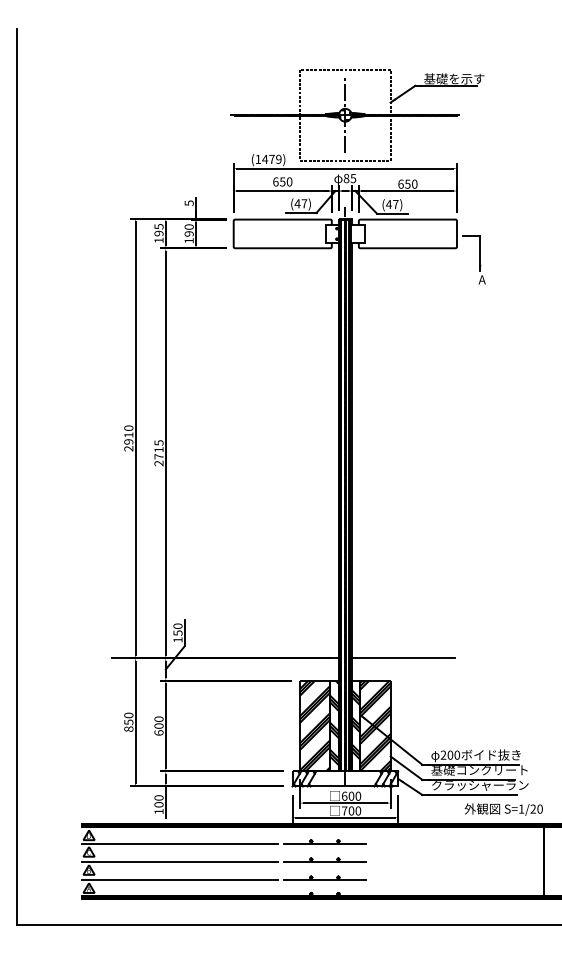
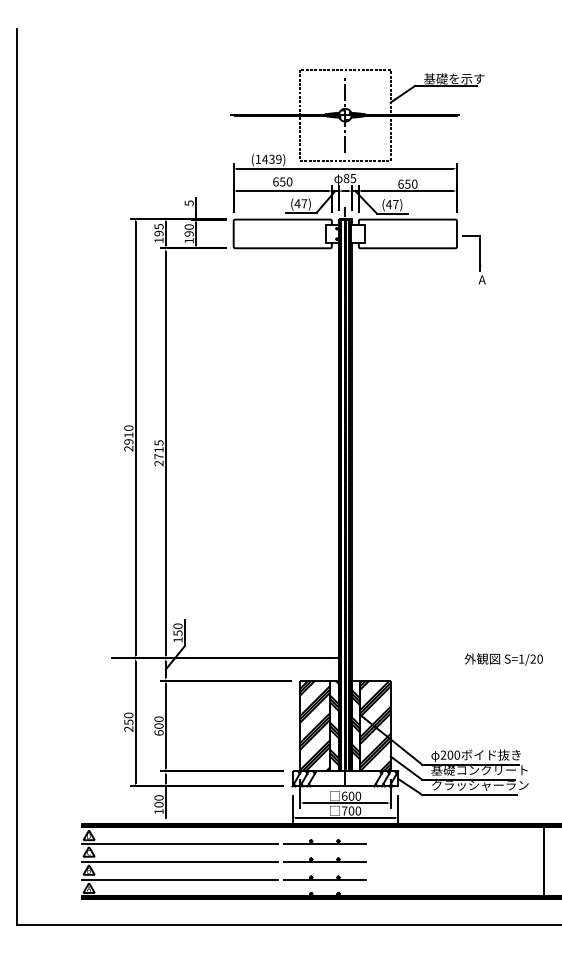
text: (1479) -> (1439) (271, 158)
line: present -> none (402, 658)
text: 850 -> 250 (128, 728)
text position: (503, 809) -> (503, 659) (503, 659)
